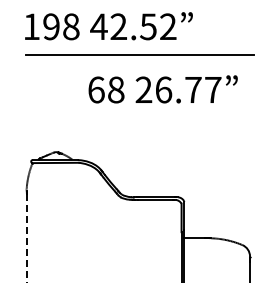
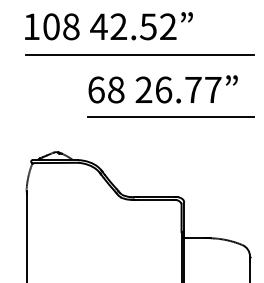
text: 198 -> 108 (51, 26)
line: none -> present (170, 116)
line: dashed -> solid (26, 238)
